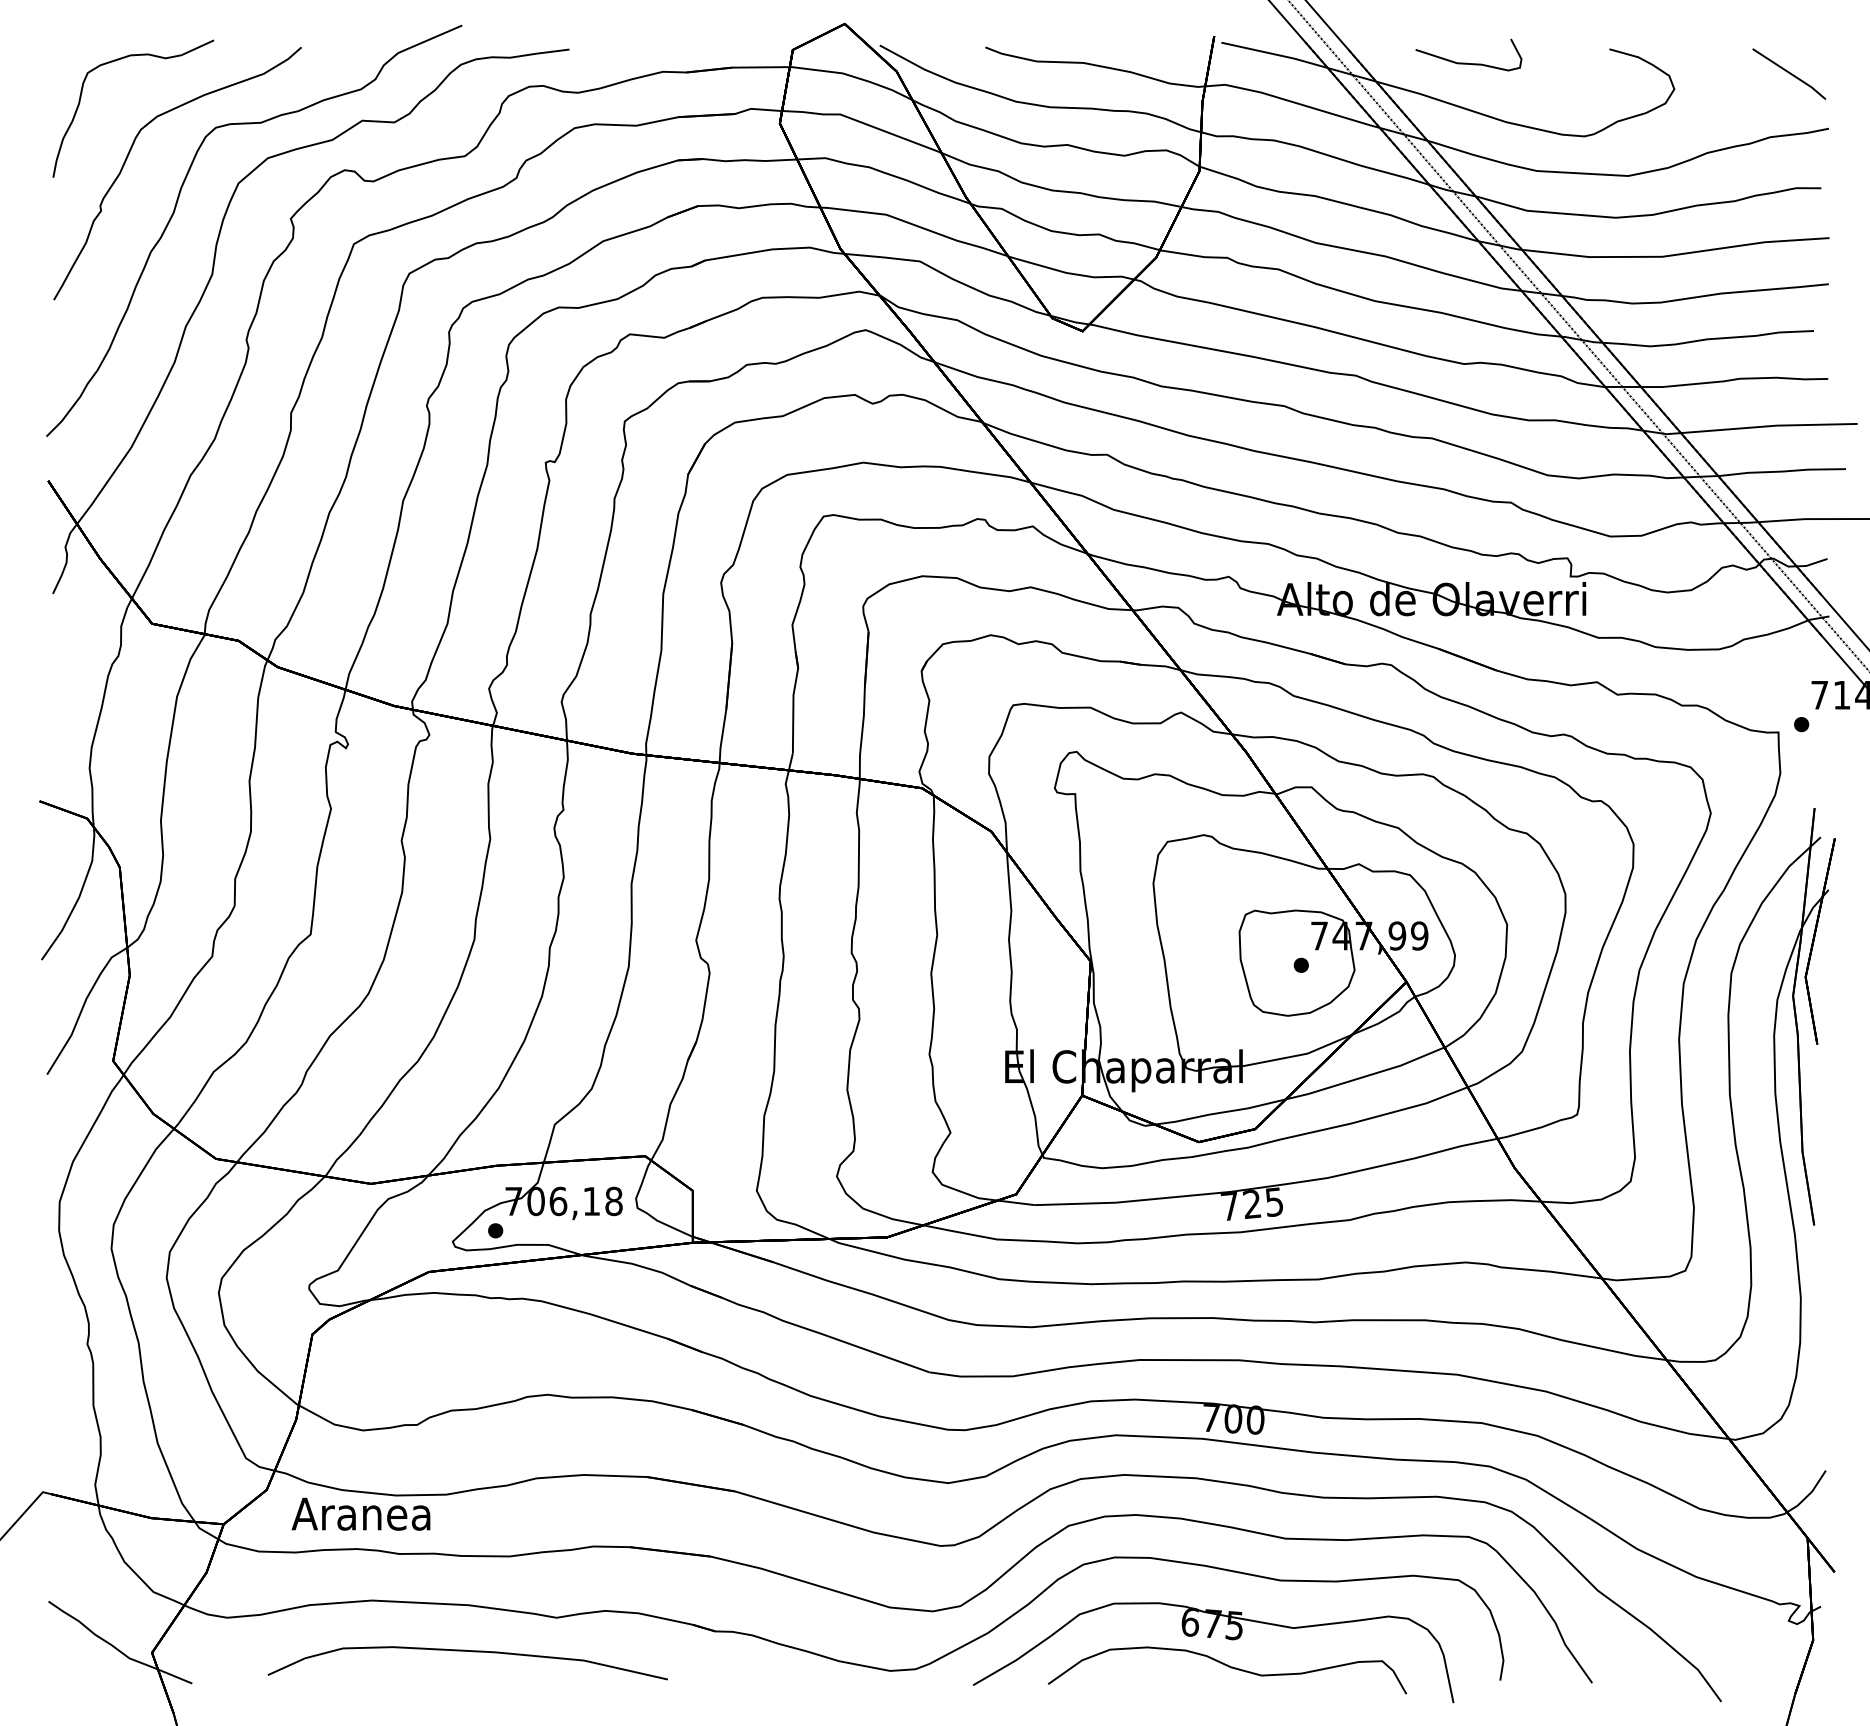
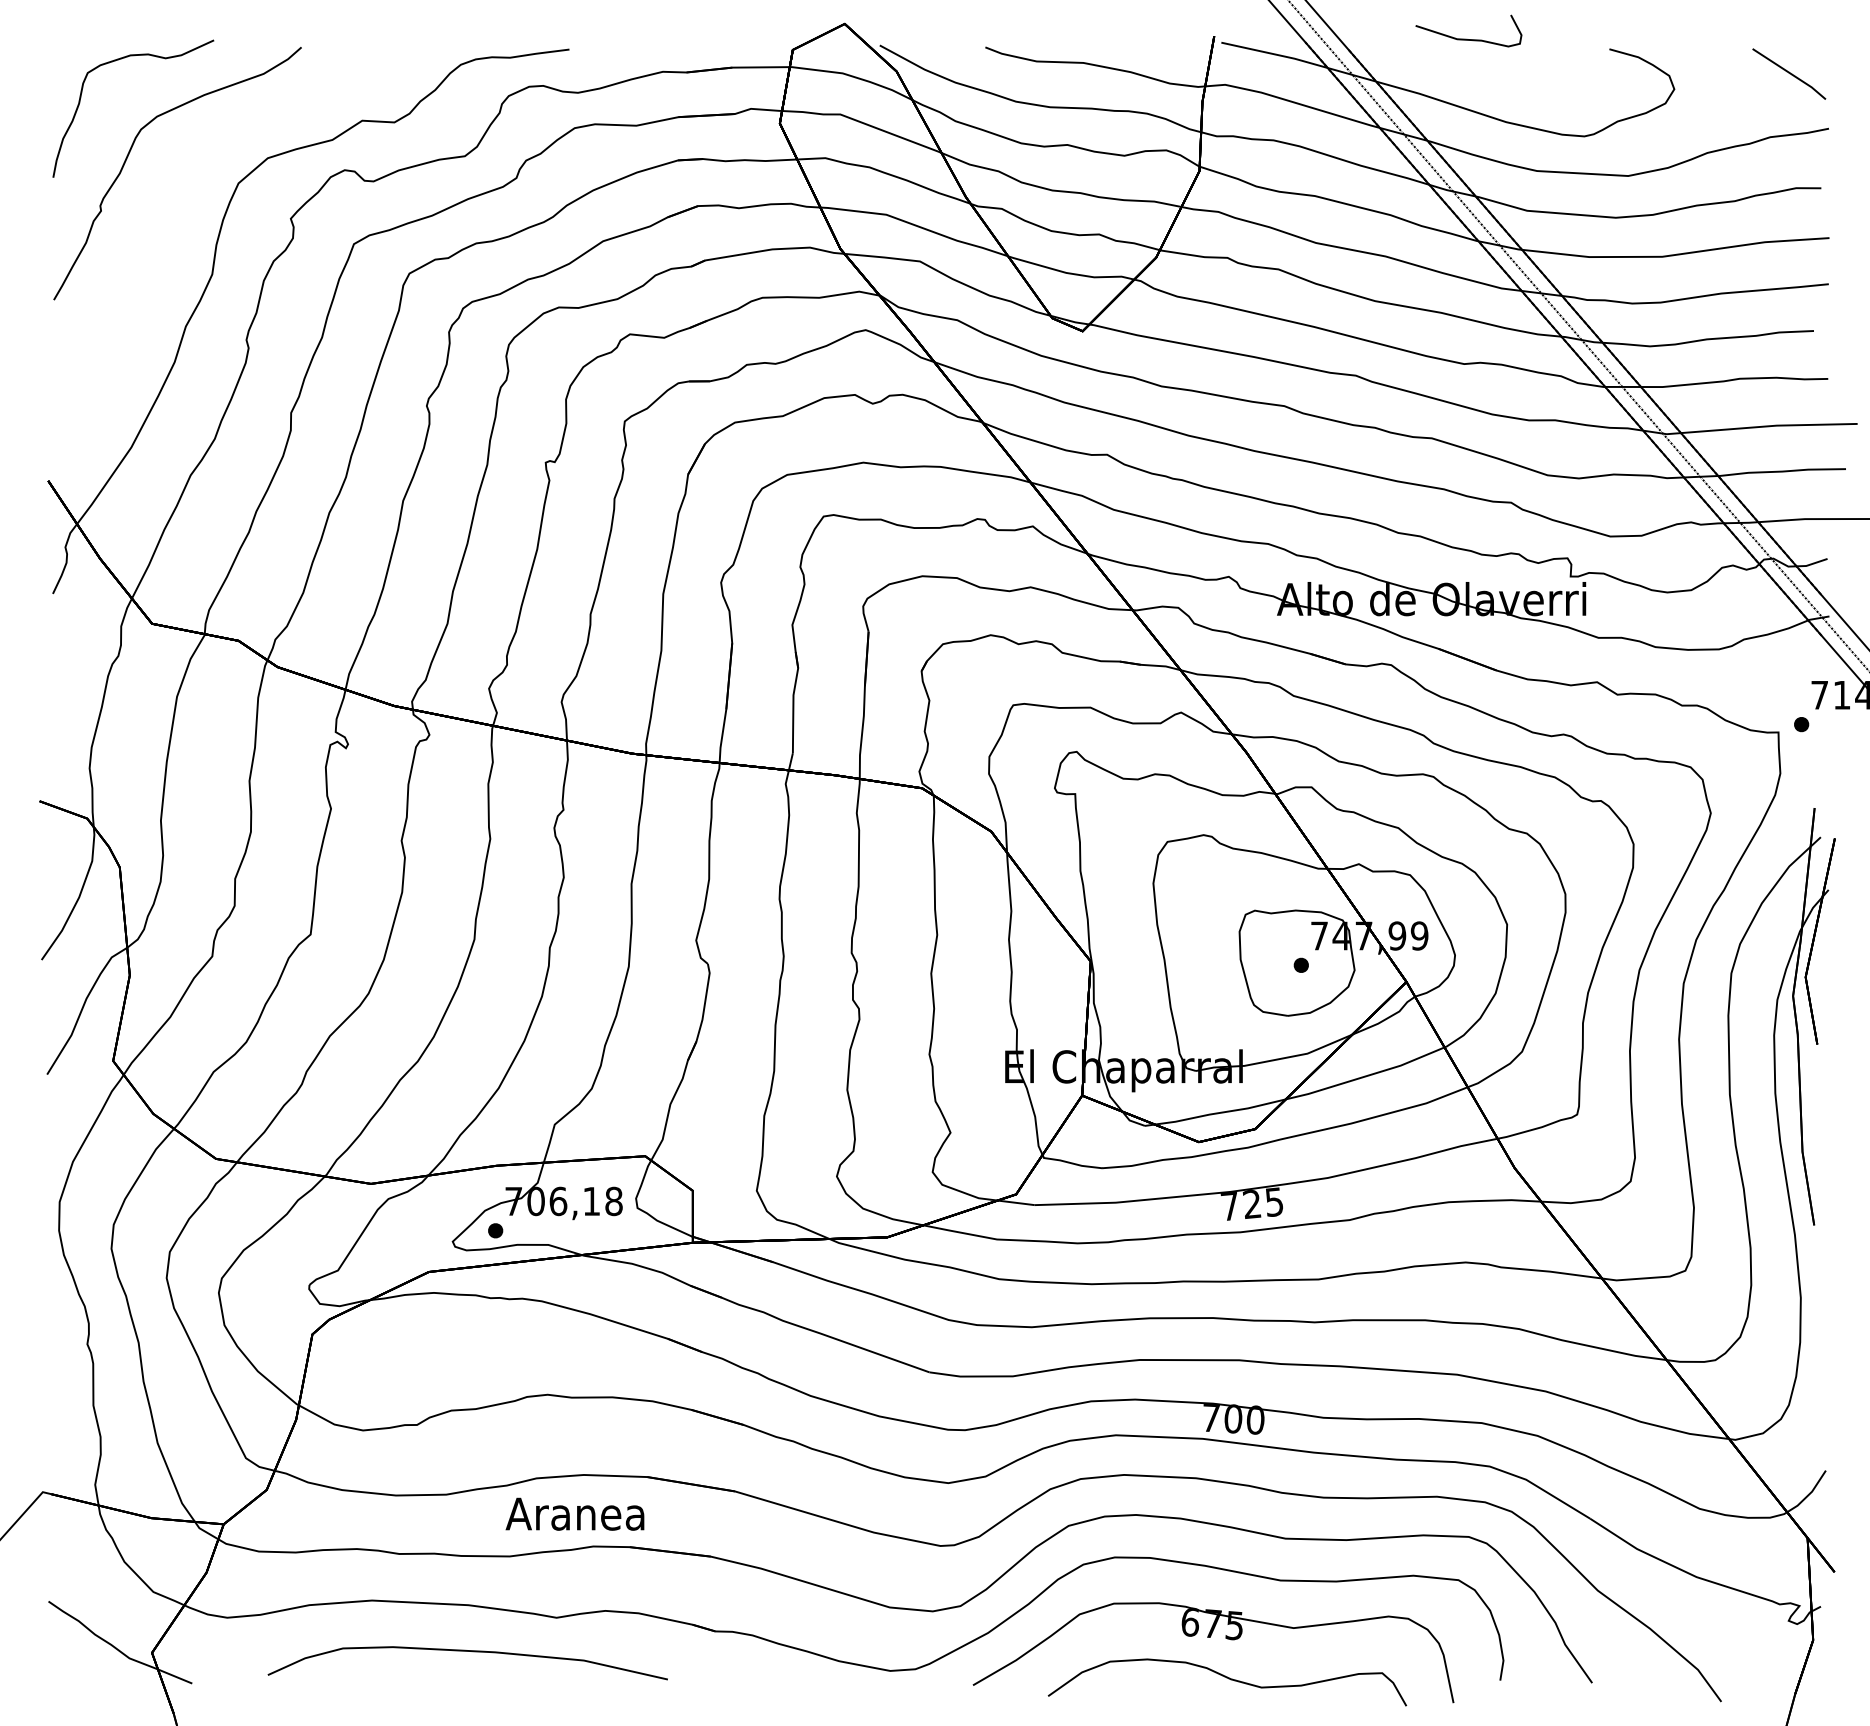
part position: (1466, 62) -> (1466, 38) (1466, 38)
part: present -> none (177, 204)
text position: (360, 1513) -> (574, 1513) (574, 1513)
curve position: (1228, 1667) -> (1228, 1679) (1228, 1679)
